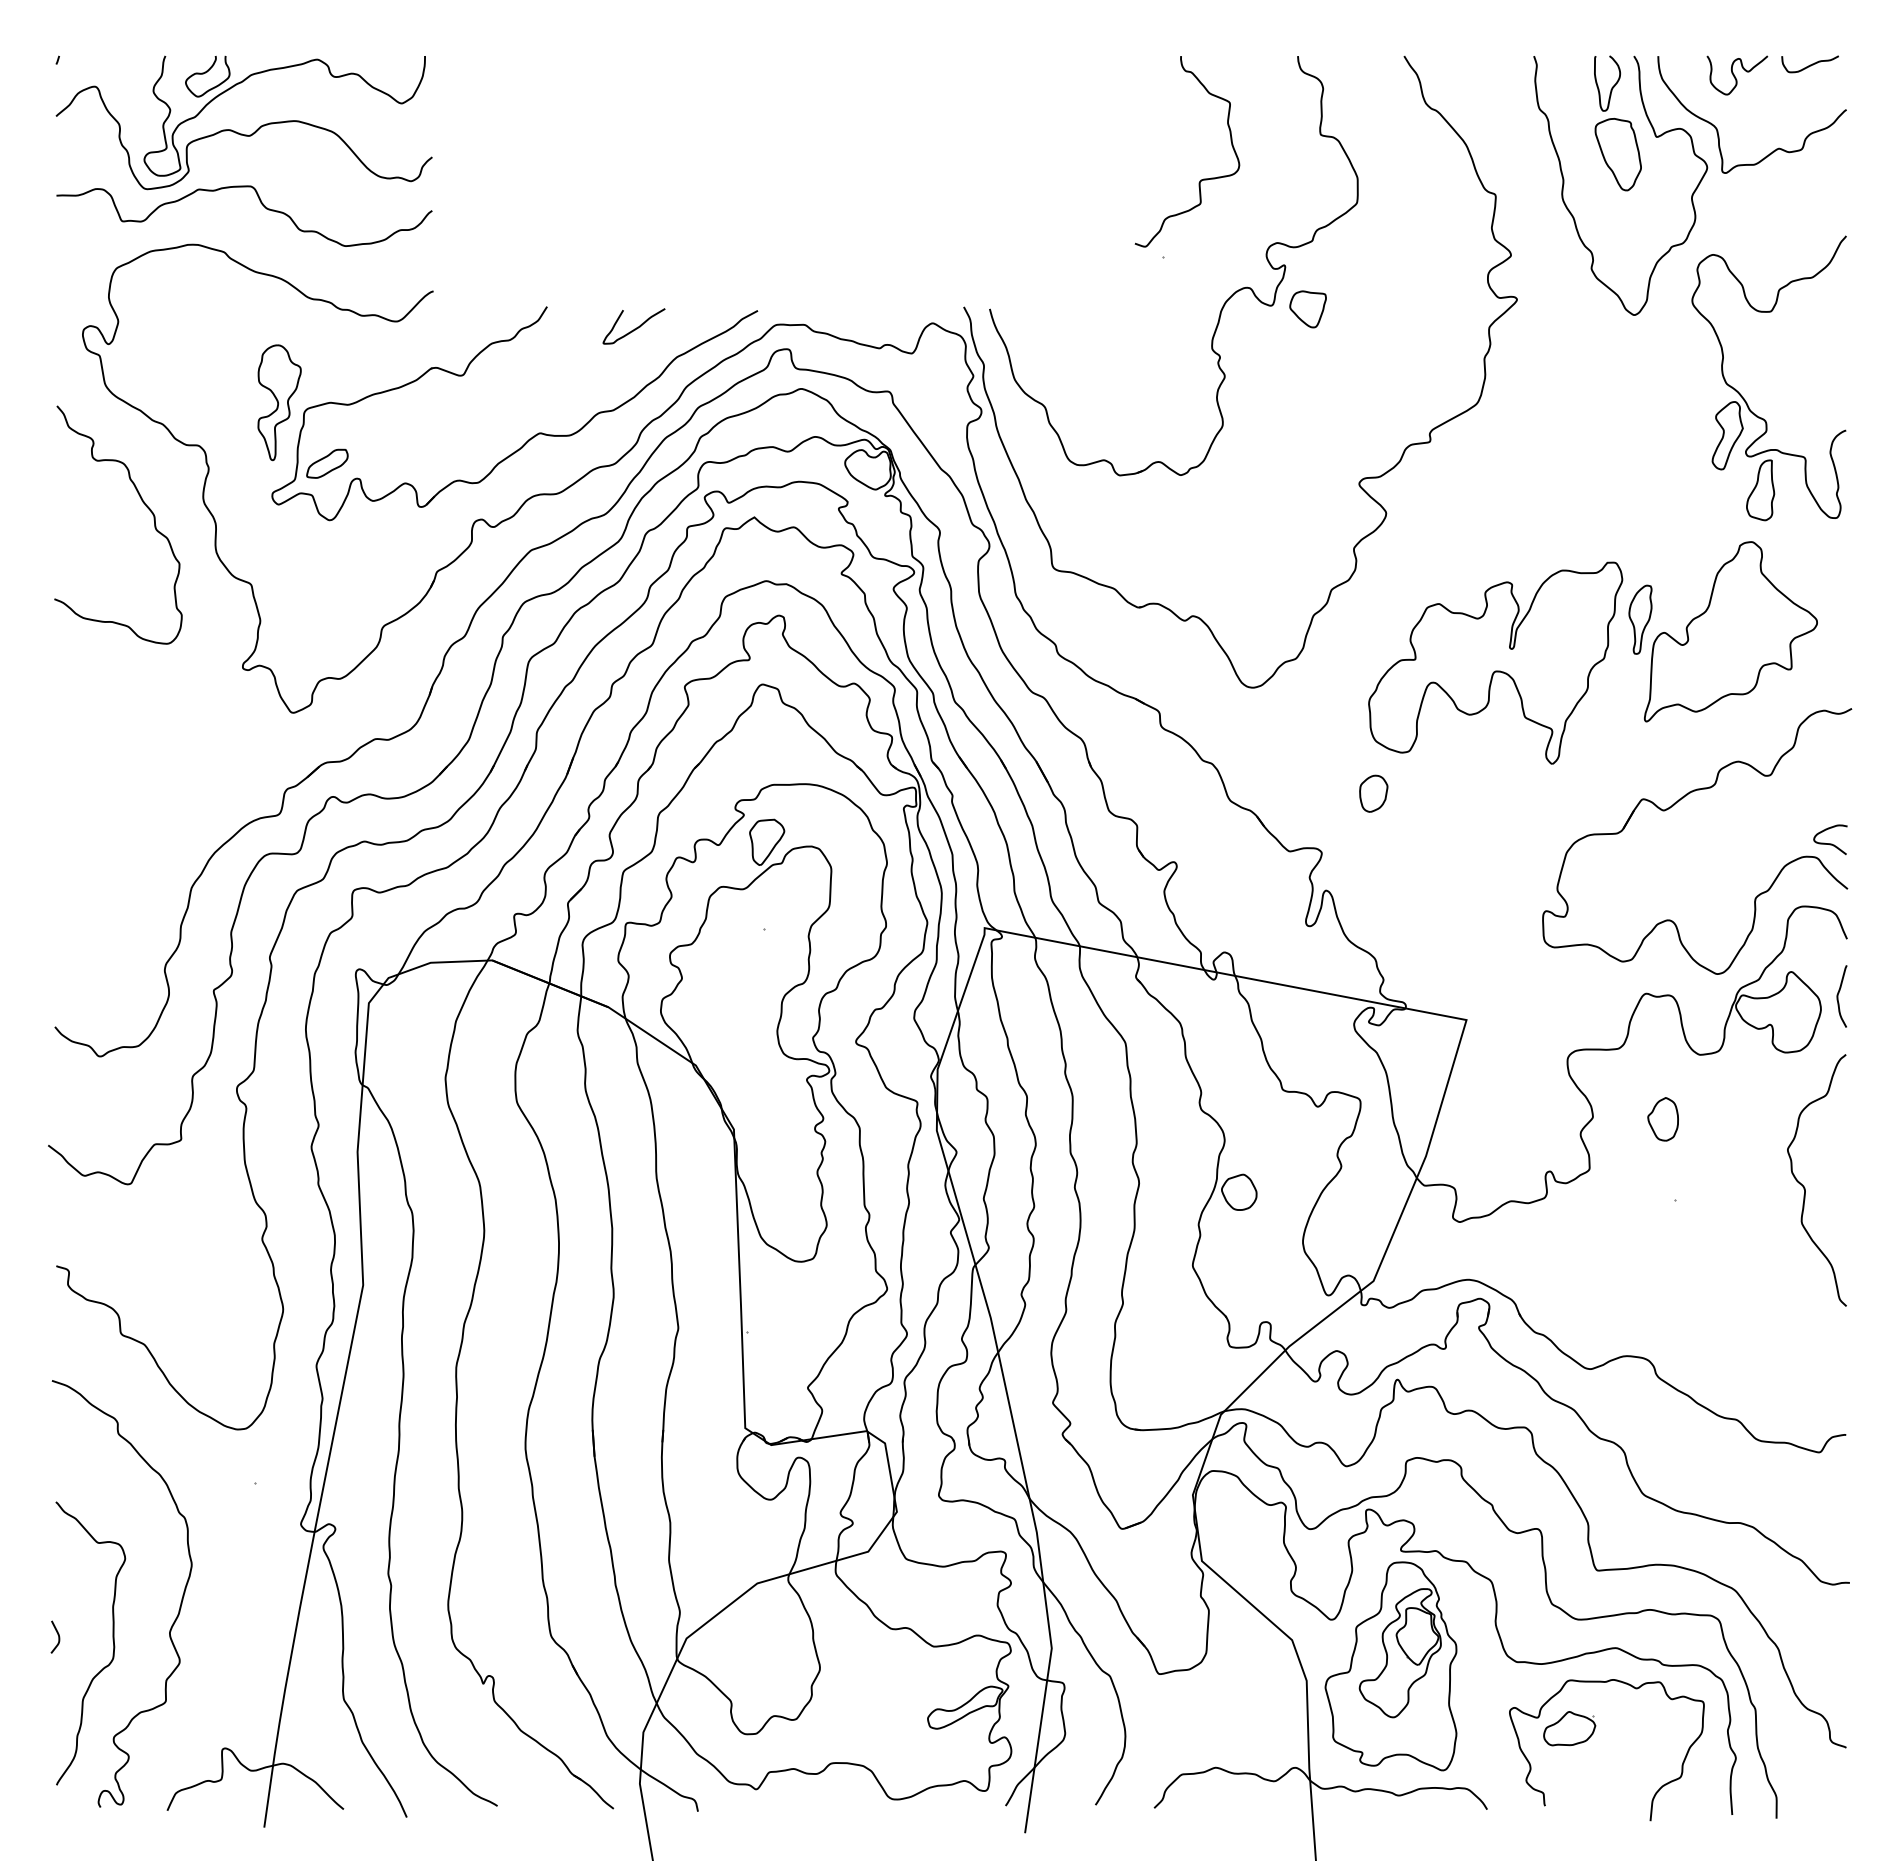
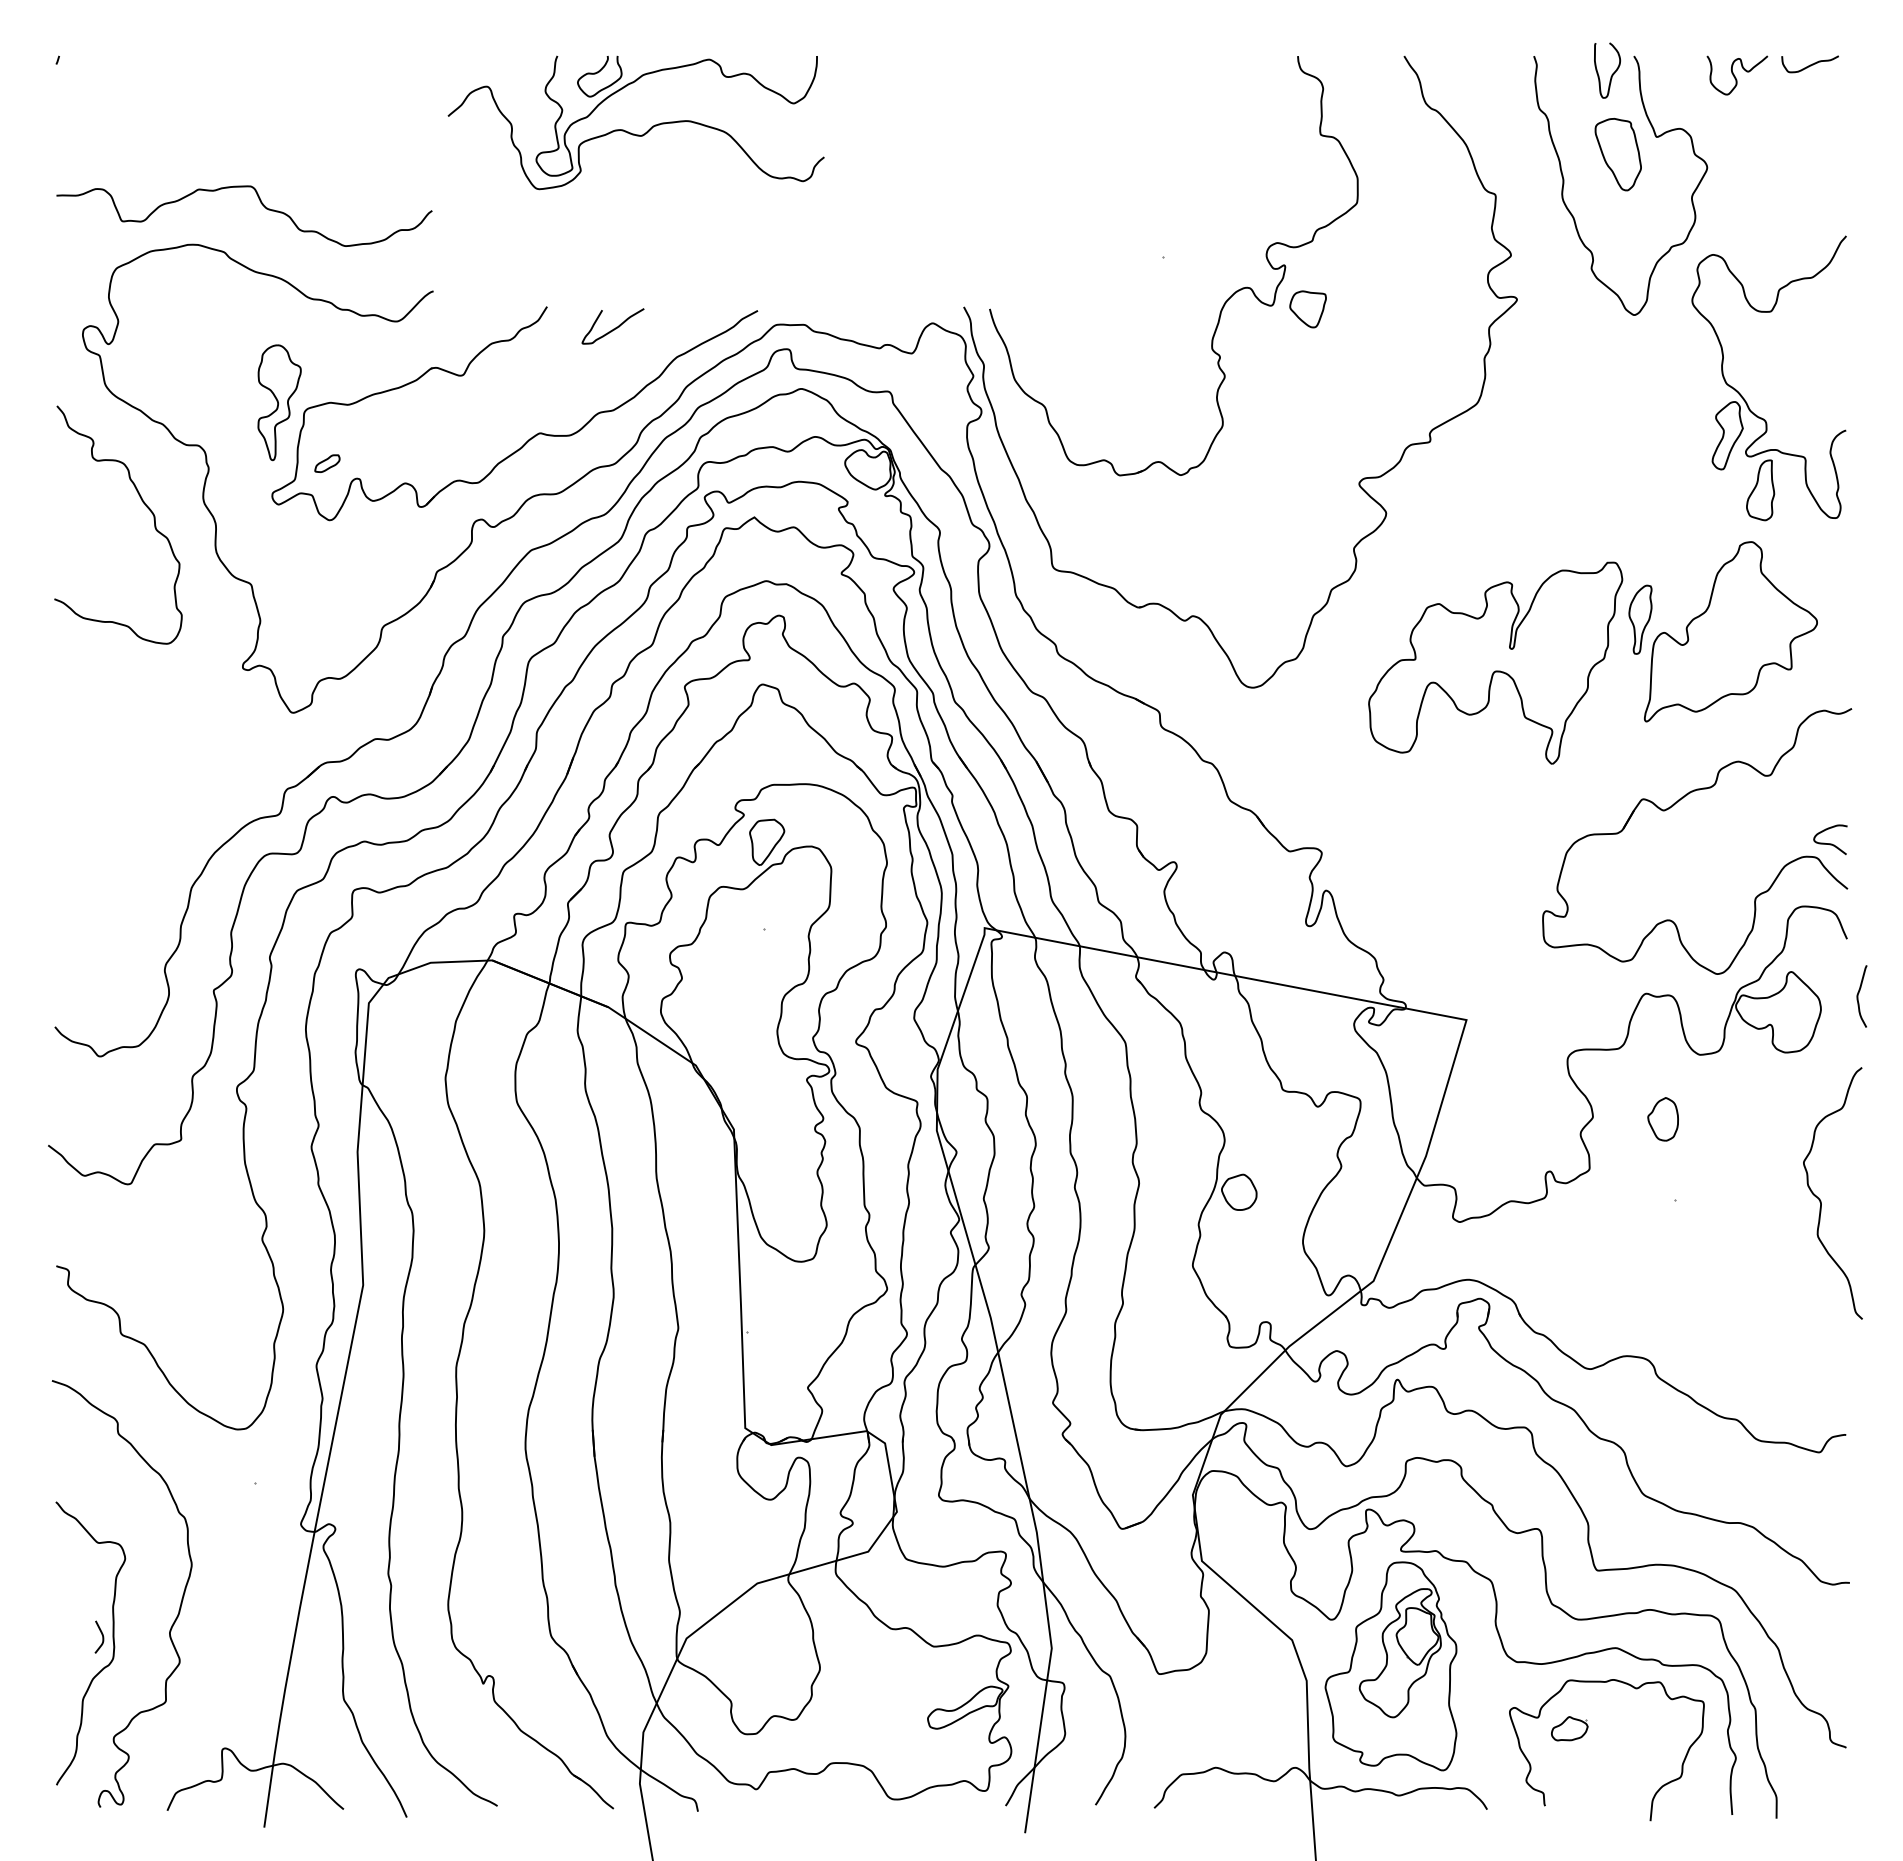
part position: (1607, 83) -> (1607, 70) (1607, 70)
curve: present -> none (1718, 130)
part position: (239, 132) -> (631, 132) (631, 132)
curve: present -> none (1201, 179)
curve position: (634, 328) -> (613, 328) (613, 328)
part size: 43x31 px -> 27x19 px (327, 463)
part: present -> none (1373, 793)
curve position: (1838, 996) -> (1858, 996) (1858, 996)
curve position: (1804, 1186) -> (1820, 1199) (1820, 1199)
curve position: (57, 1634) -> (101, 1634) (101, 1634)
part size: 54x36 px -> 38x26 px (1569, 1728)
